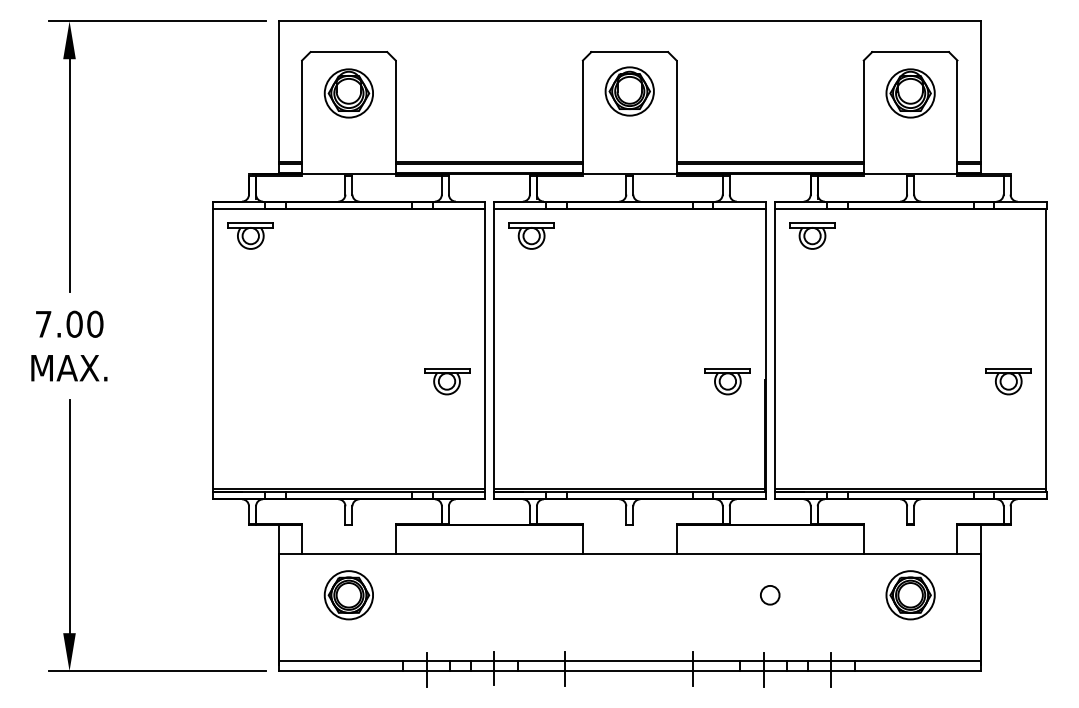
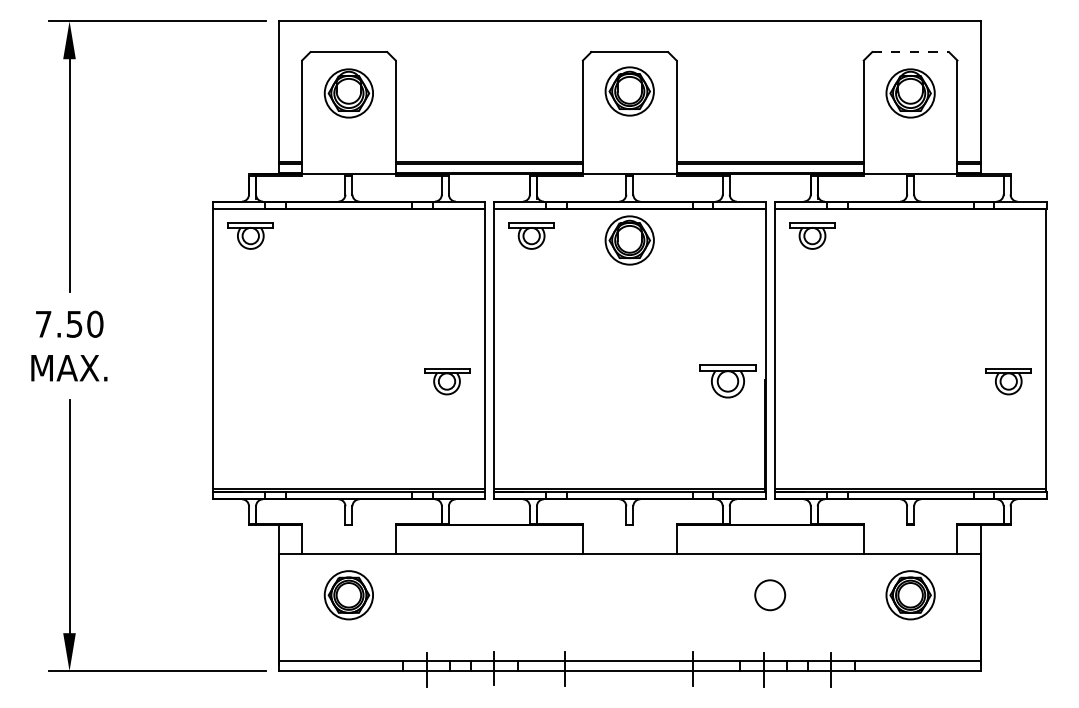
line: solid -> dashed (911, 52)
part: none -> present (629, 240)
text: 7.00 -> 7.50 (74, 323)
part size: 47x28 px -> 58x35 px (727, 381)
circle diameter: 19 px -> 30 px (770, 595)
